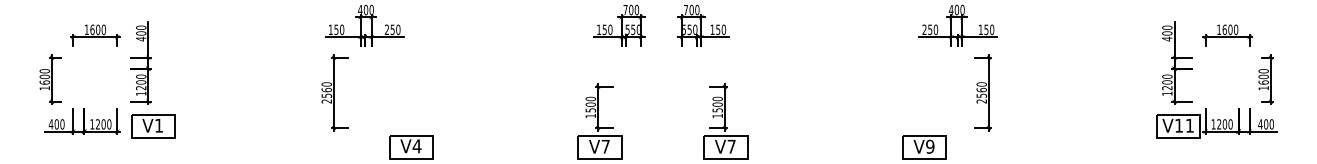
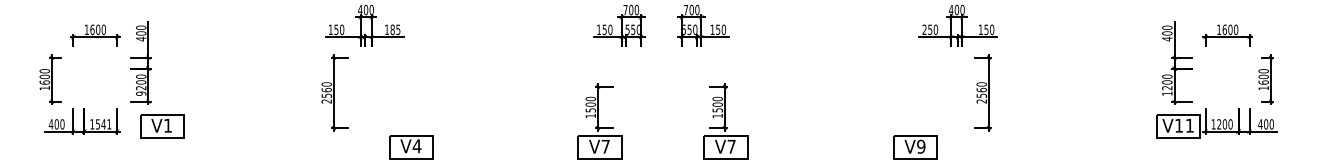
text: 250 -> 185 (392, 29)
text: 1200 -> 9200 (141, 93)
text: 1200 -> 1541 (103, 124)
part position: (153, 126) -> (162, 126) (162, 126)
part position: (924, 147) -> (915, 147) (915, 147)
